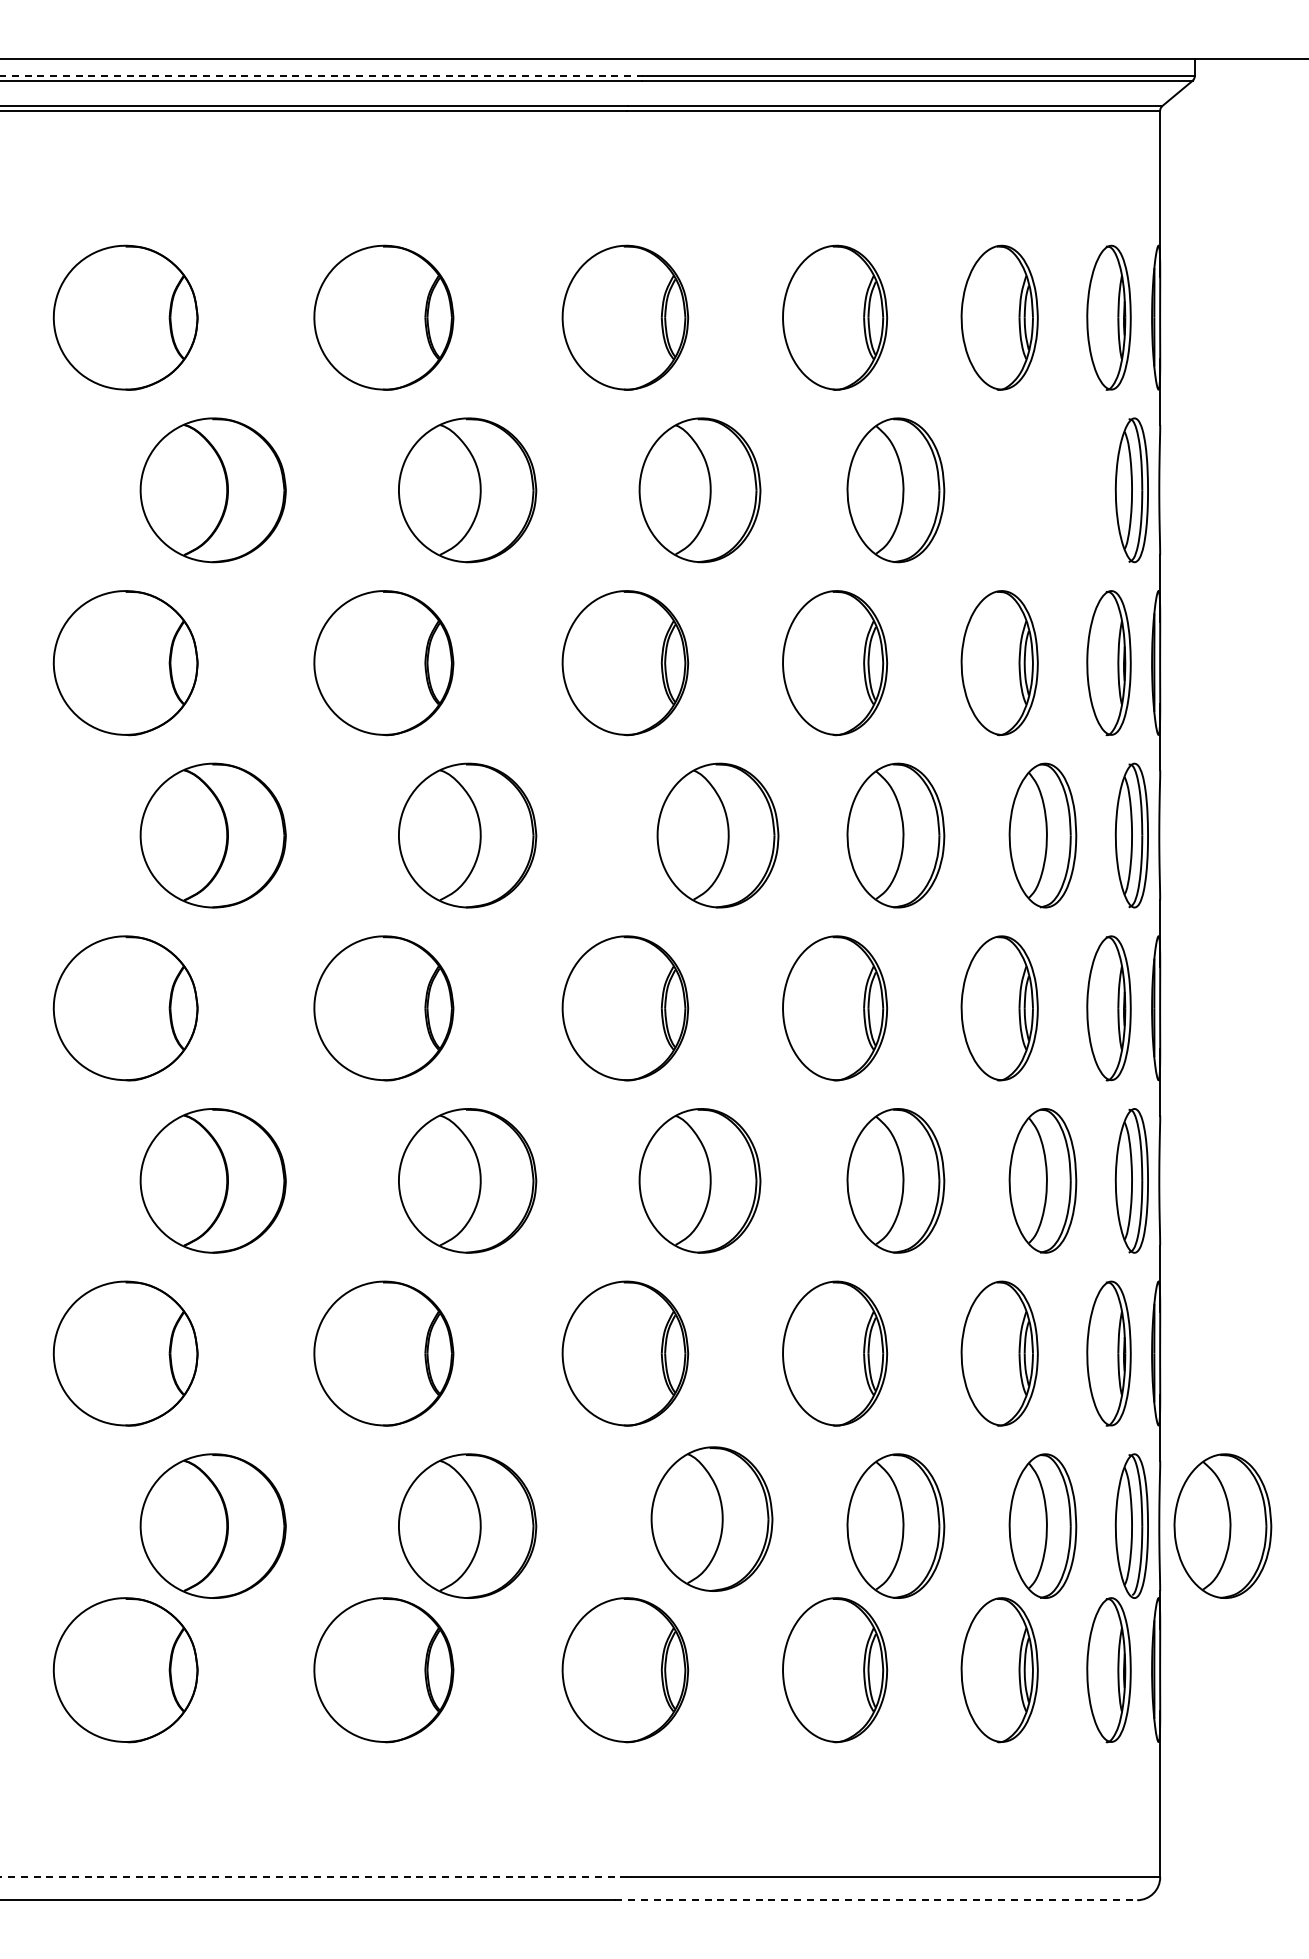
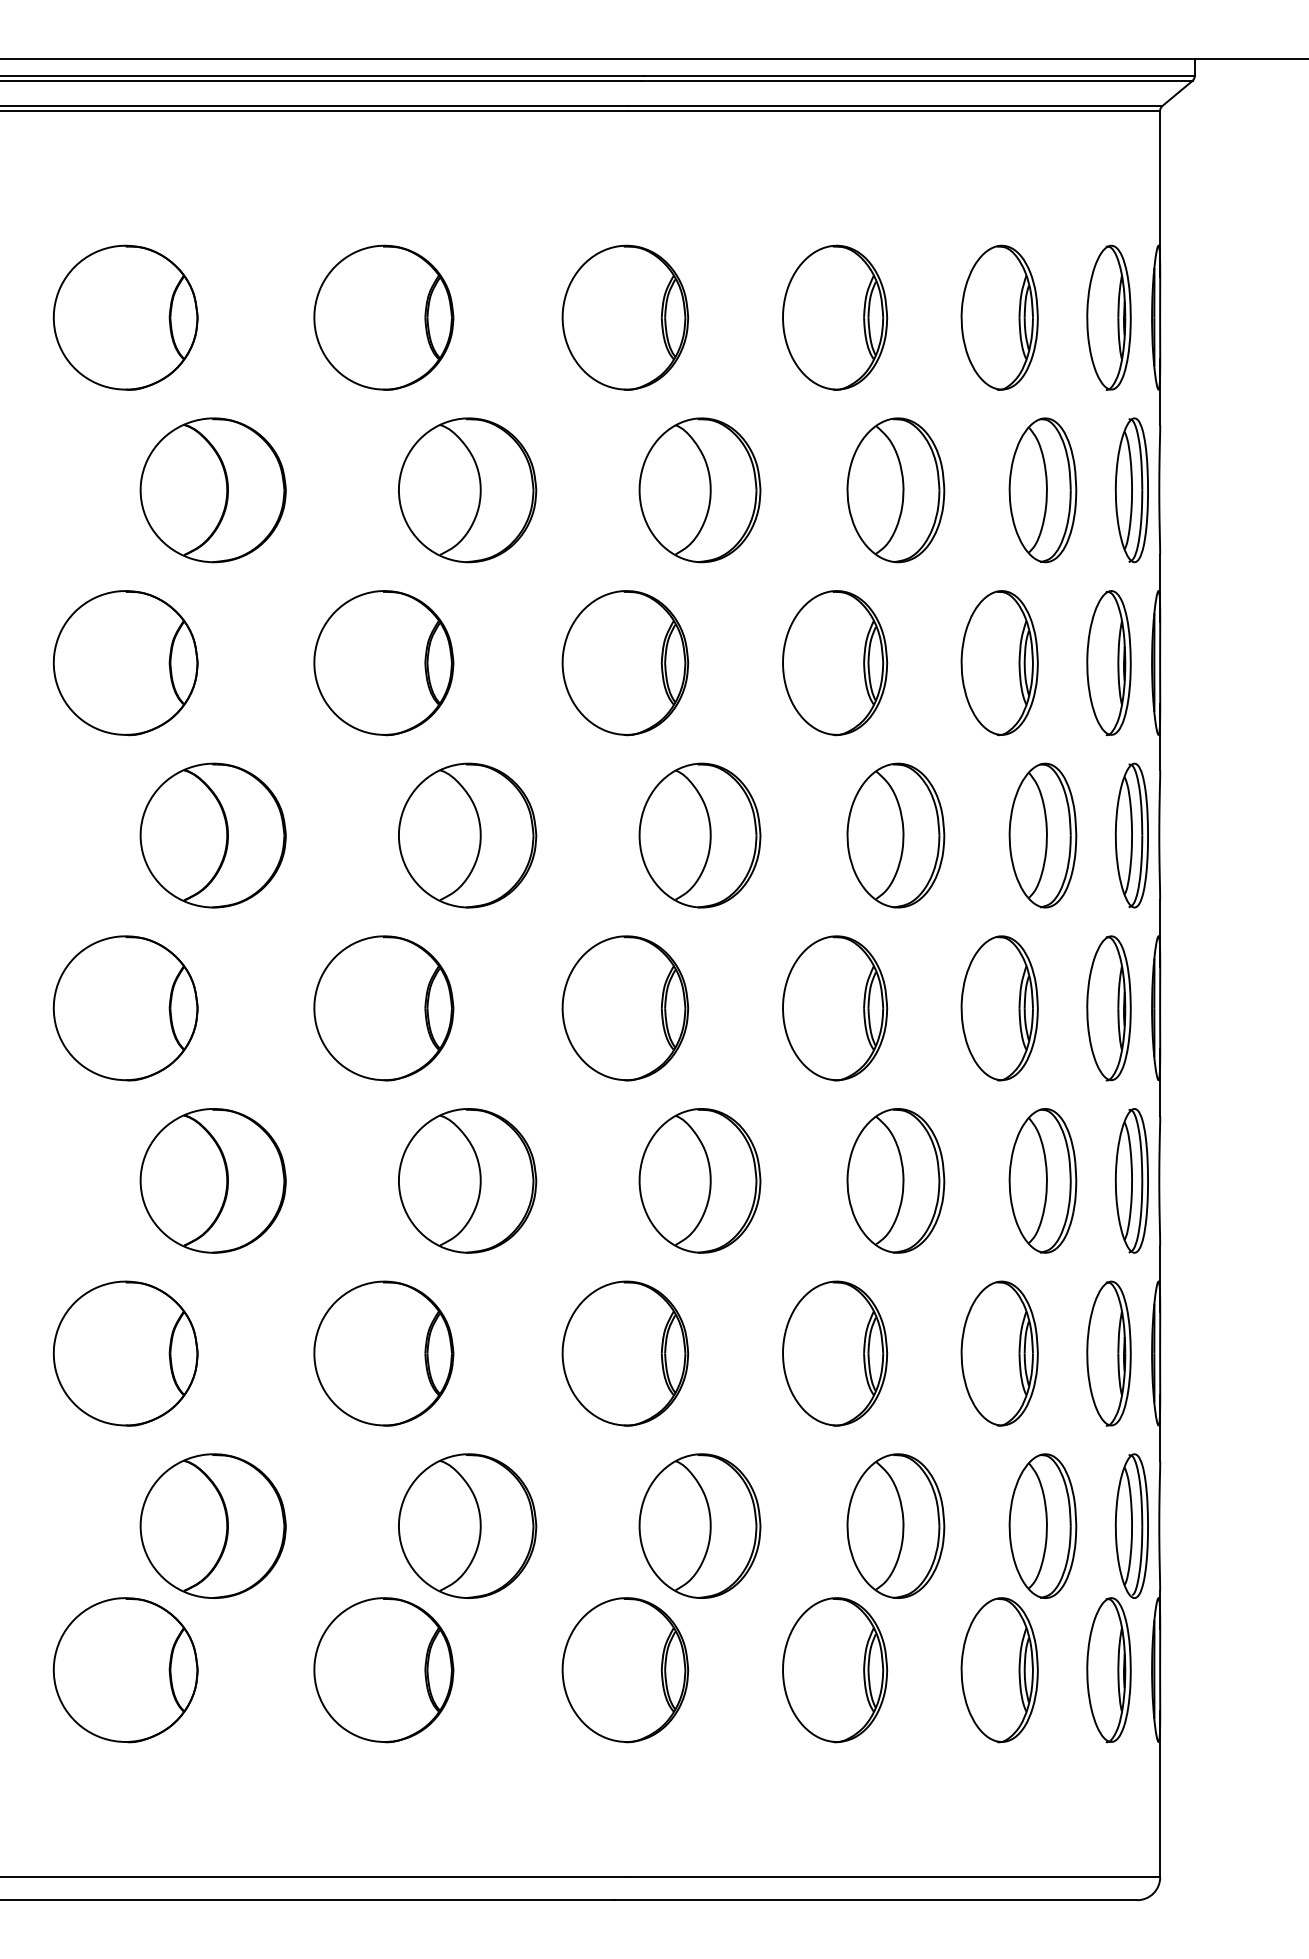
line: dashed -> solid (322, 76)
part: none -> present (1042, 490)
part position: (717, 835) -> (699, 835) (699, 835)
part position: (711, 1518) -> (699, 1525) (699, 1525)
part: present -> none (1222, 1525)
line: dashed -> solid (313, 1877)
line: dashed -> solid (876, 1900)
